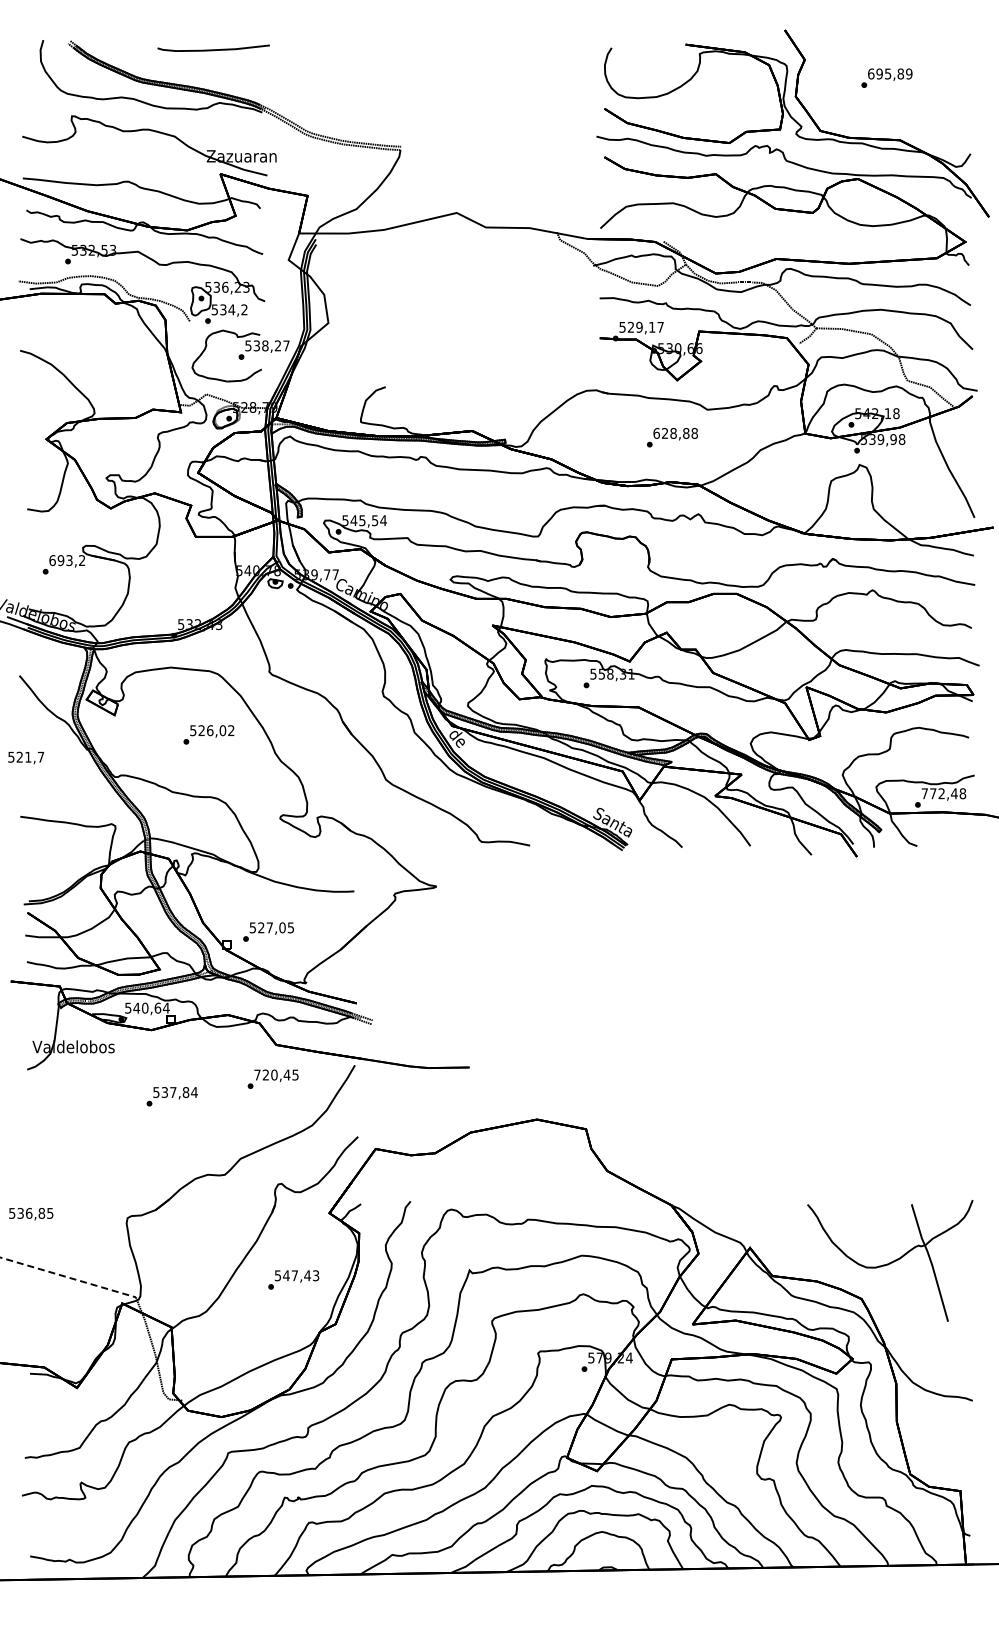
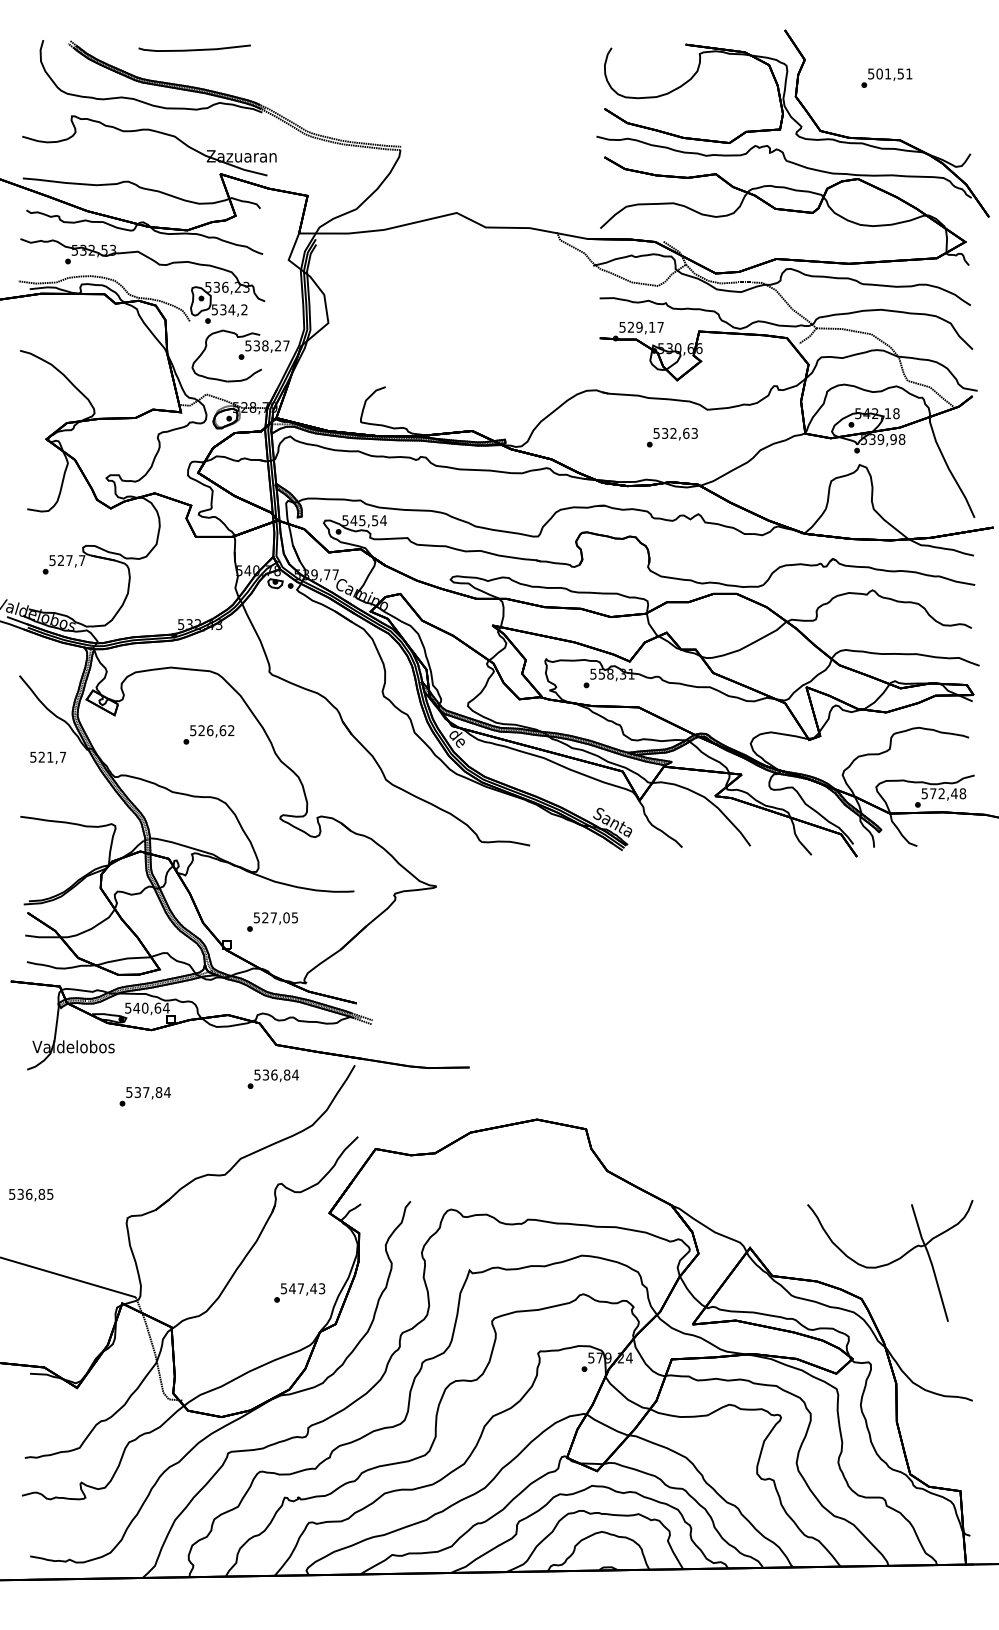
part position: (213, 47) -> (194, 47) (194, 47)
text: 695,89 -> 501,51 (890, 73)
text: 628,88 -> 532,63 (675, 433)
text: 693,2 -> 527,7 (67, 560)
text: 526,02 -> 526,62 (222, 730)
text position: (25, 757) -> (47, 757) (47, 757)
text: 772,48 -> 572,48 (924, 793)
text position: (268, 931) -> (272, 921) (272, 921)
text: 720,45 -> 536,84 (276, 1074)
text position: (171, 1096) -> (144, 1096) (144, 1096)
text position: (31, 1214) -> (31, 1195) (31, 1195)
line: dashed -> solid (67, 1277)
text position: (293, 1279) -> (299, 1292) (299, 1292)
